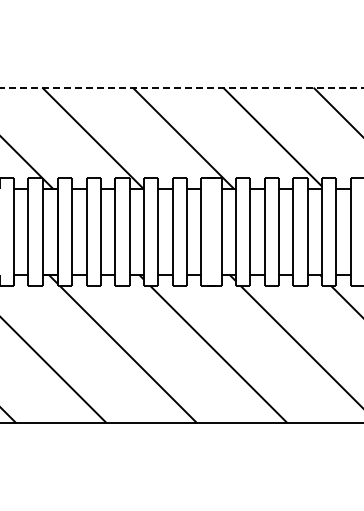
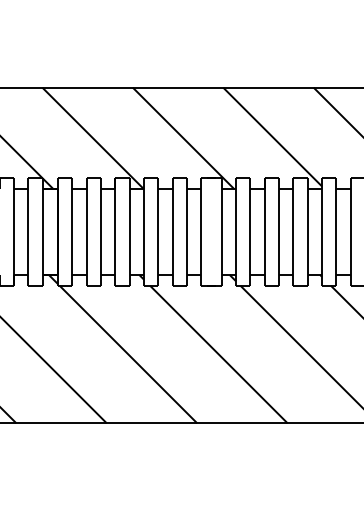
line: dashed -> solid (182, 87)
